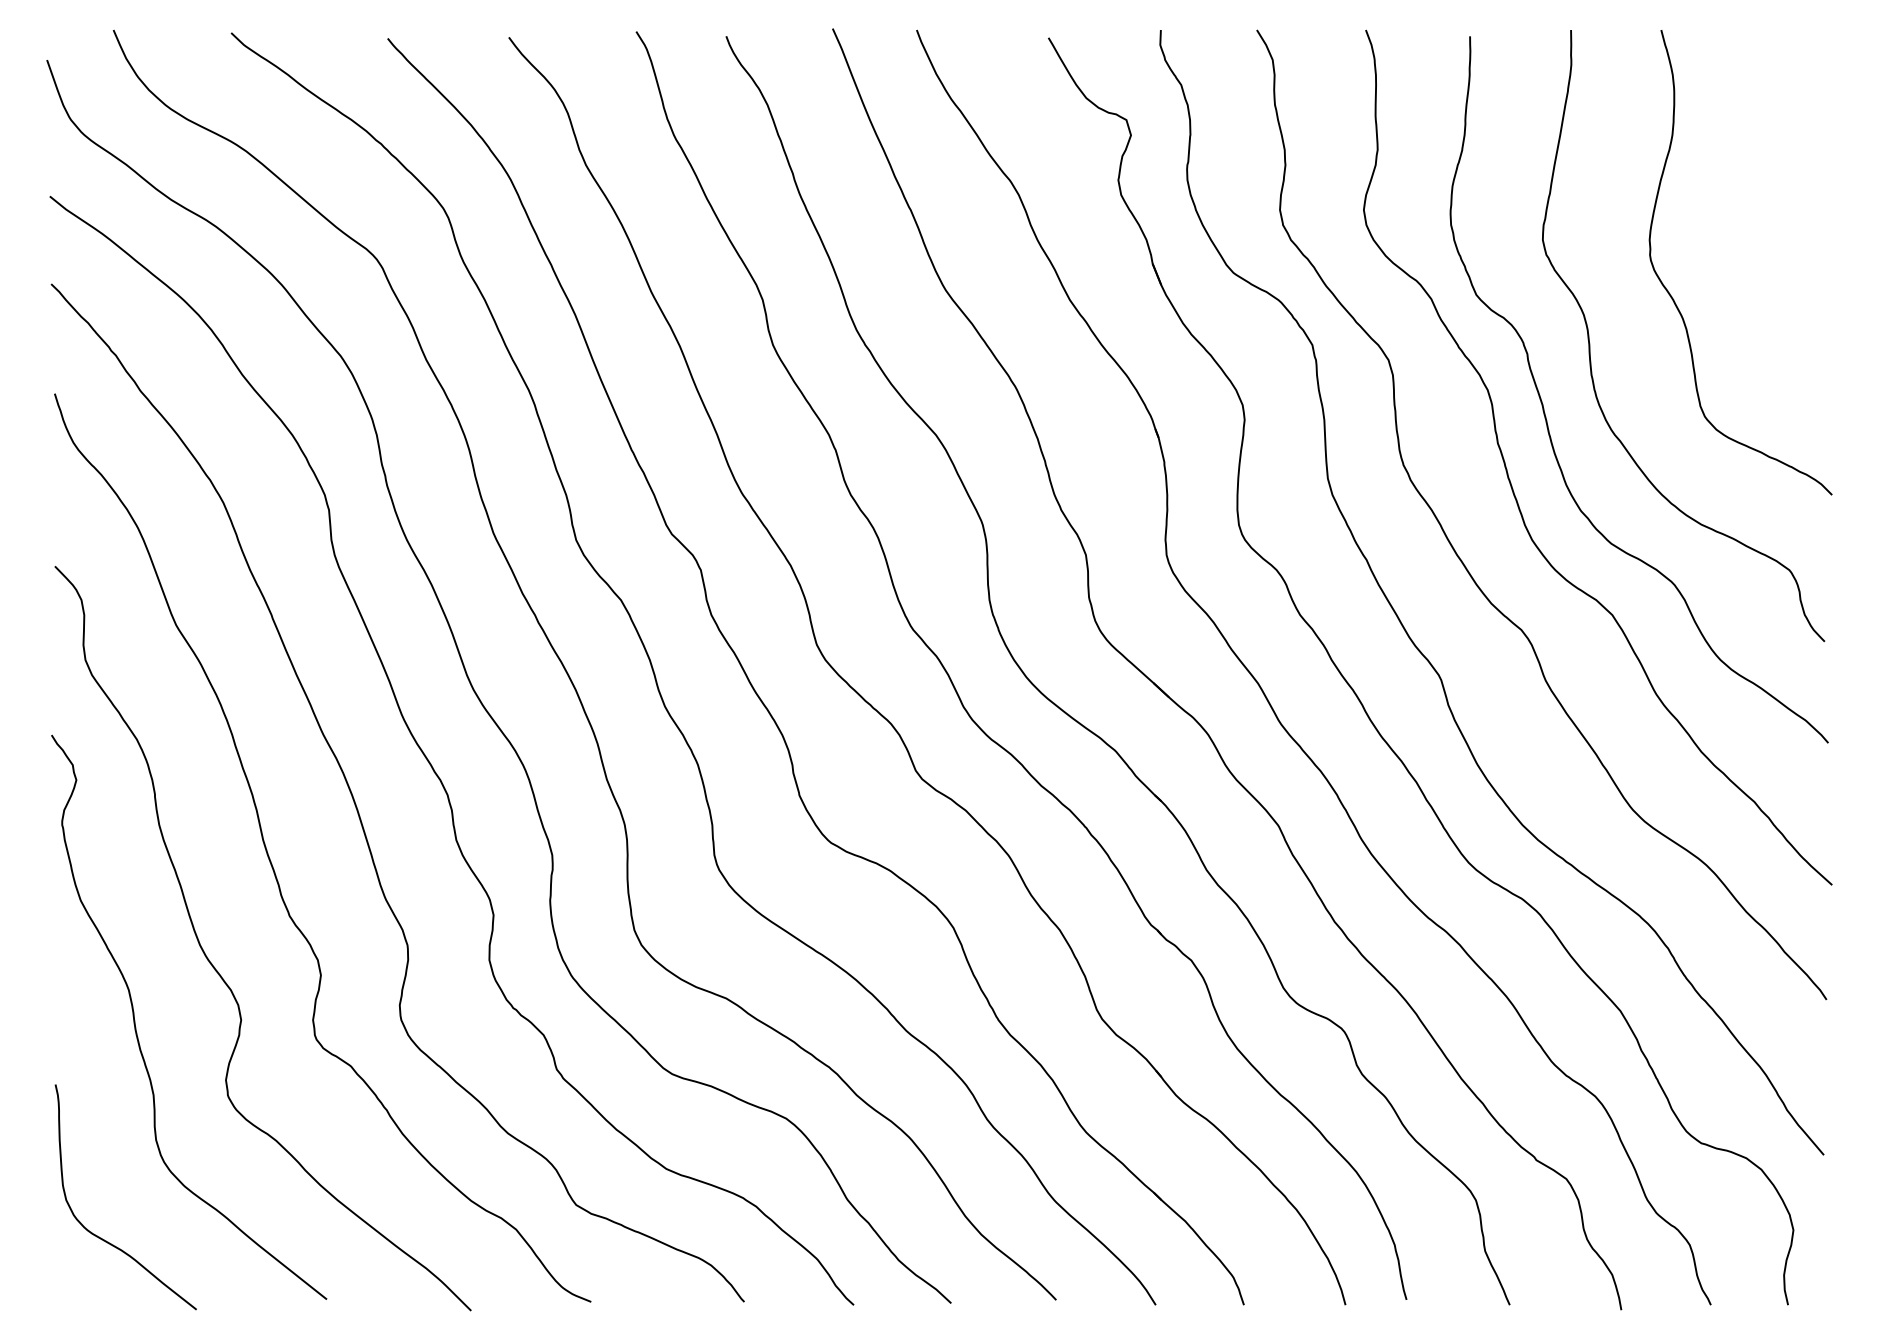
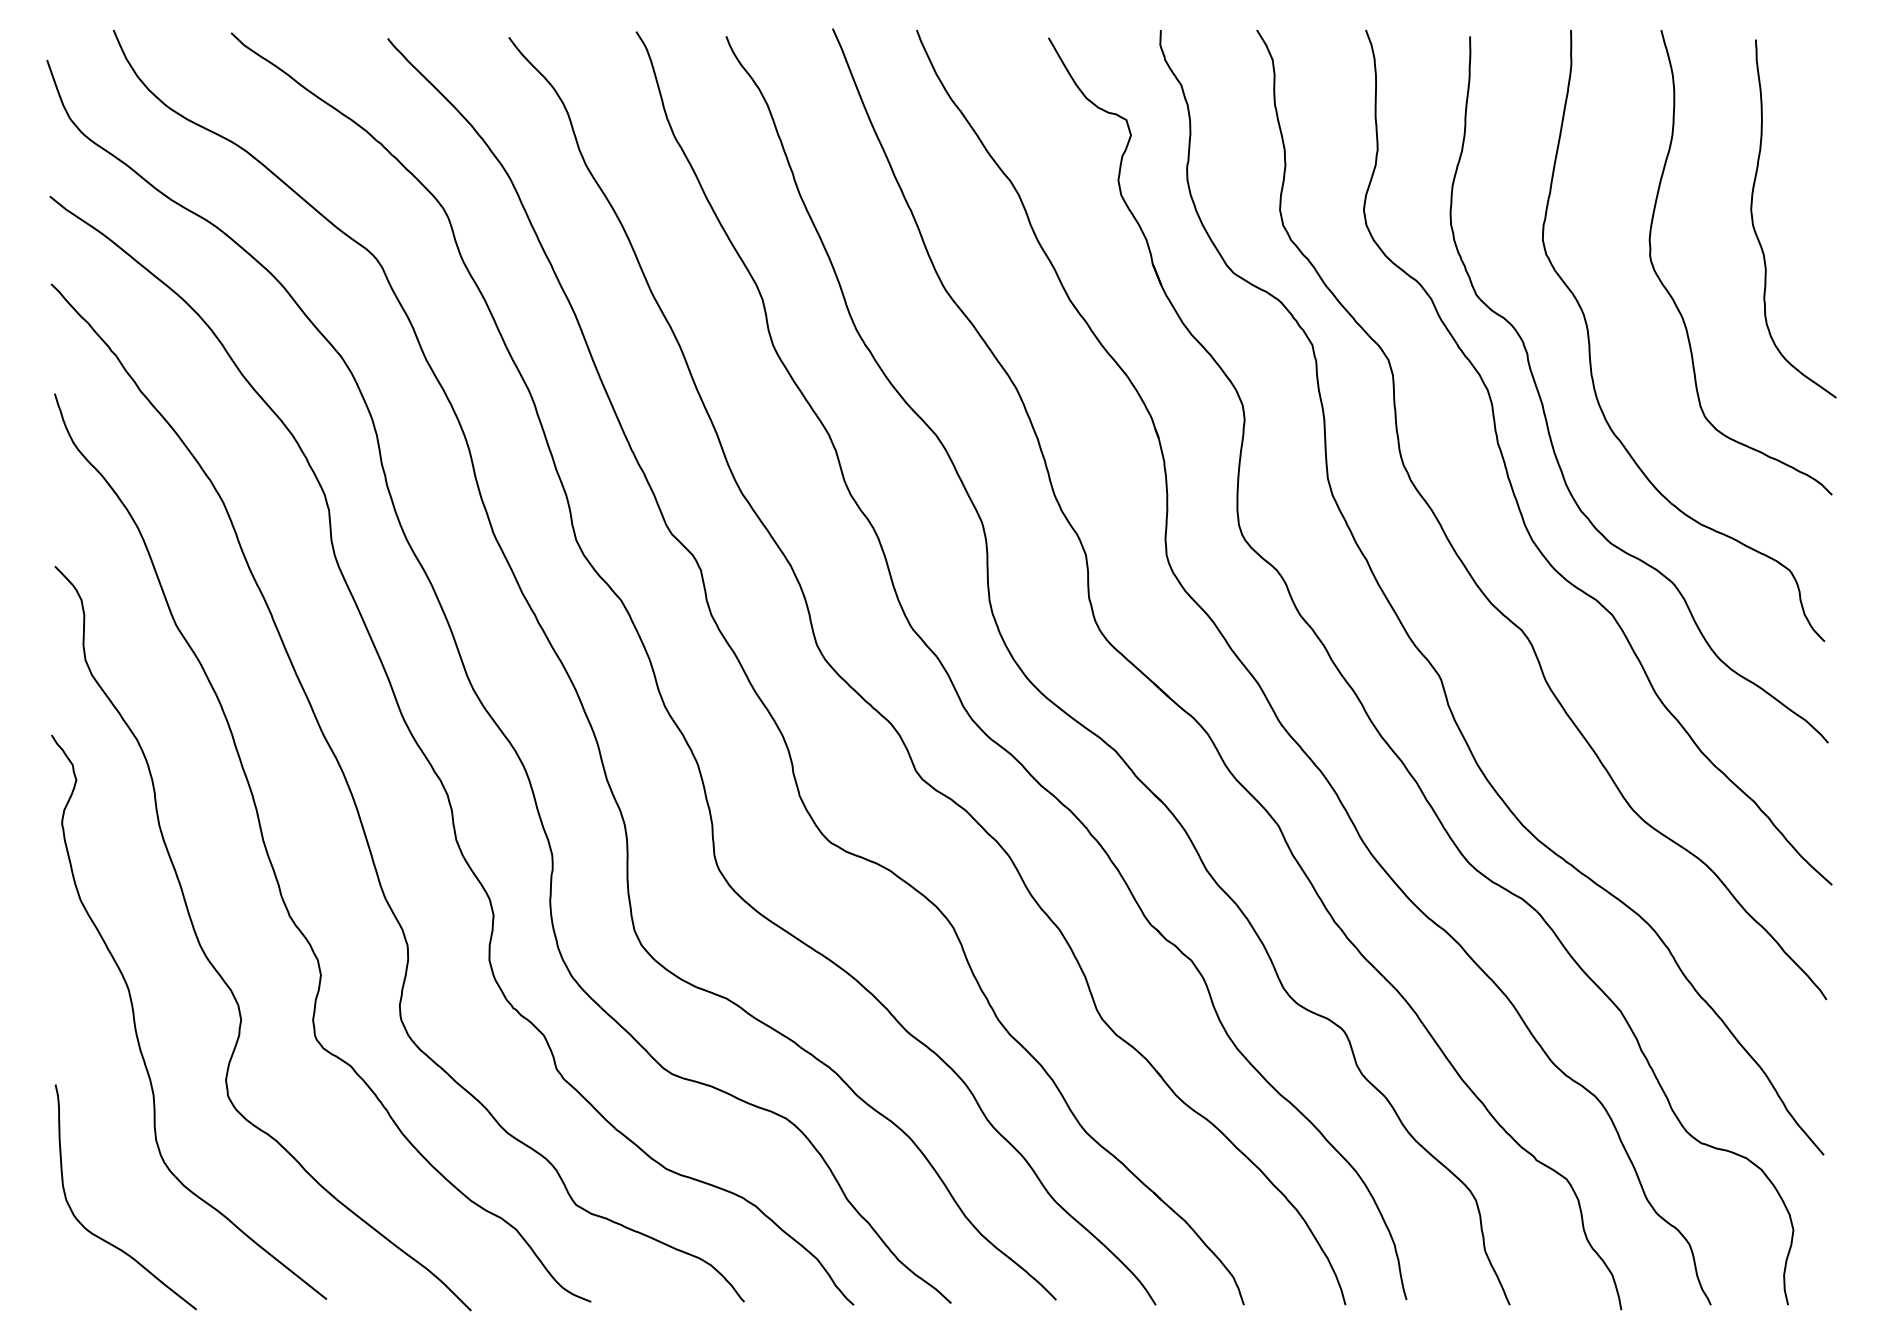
curve: none -> present (1757, 234)
